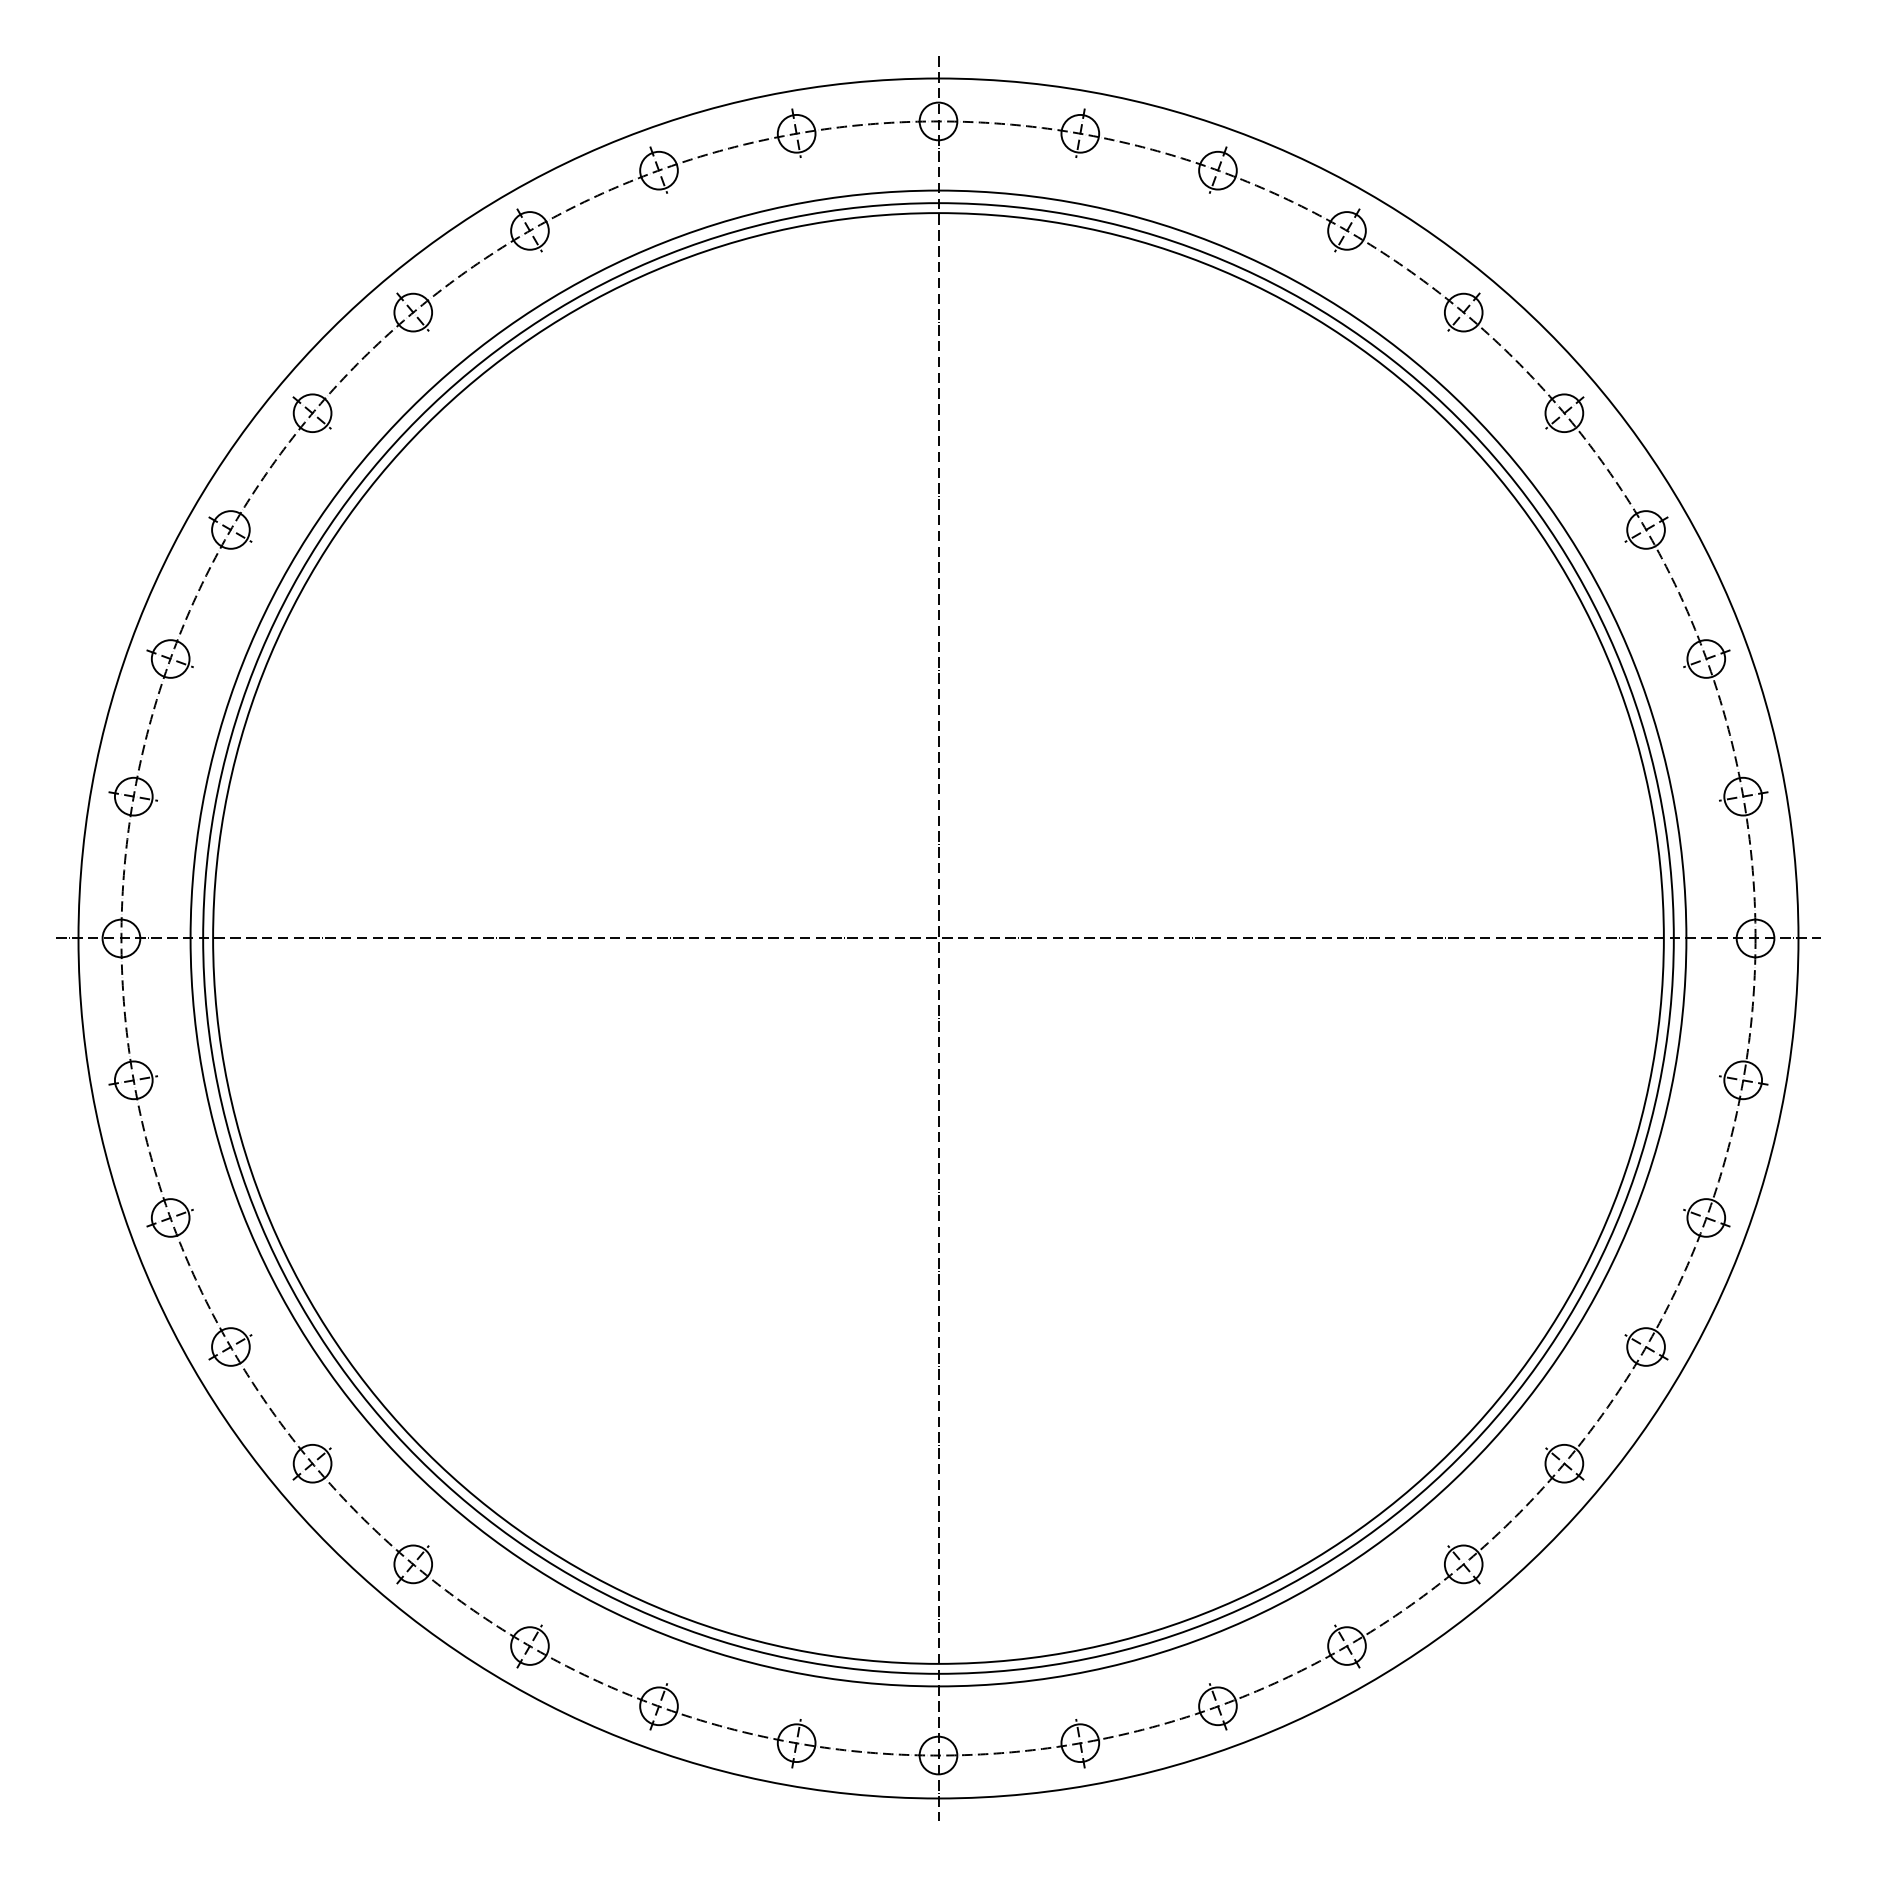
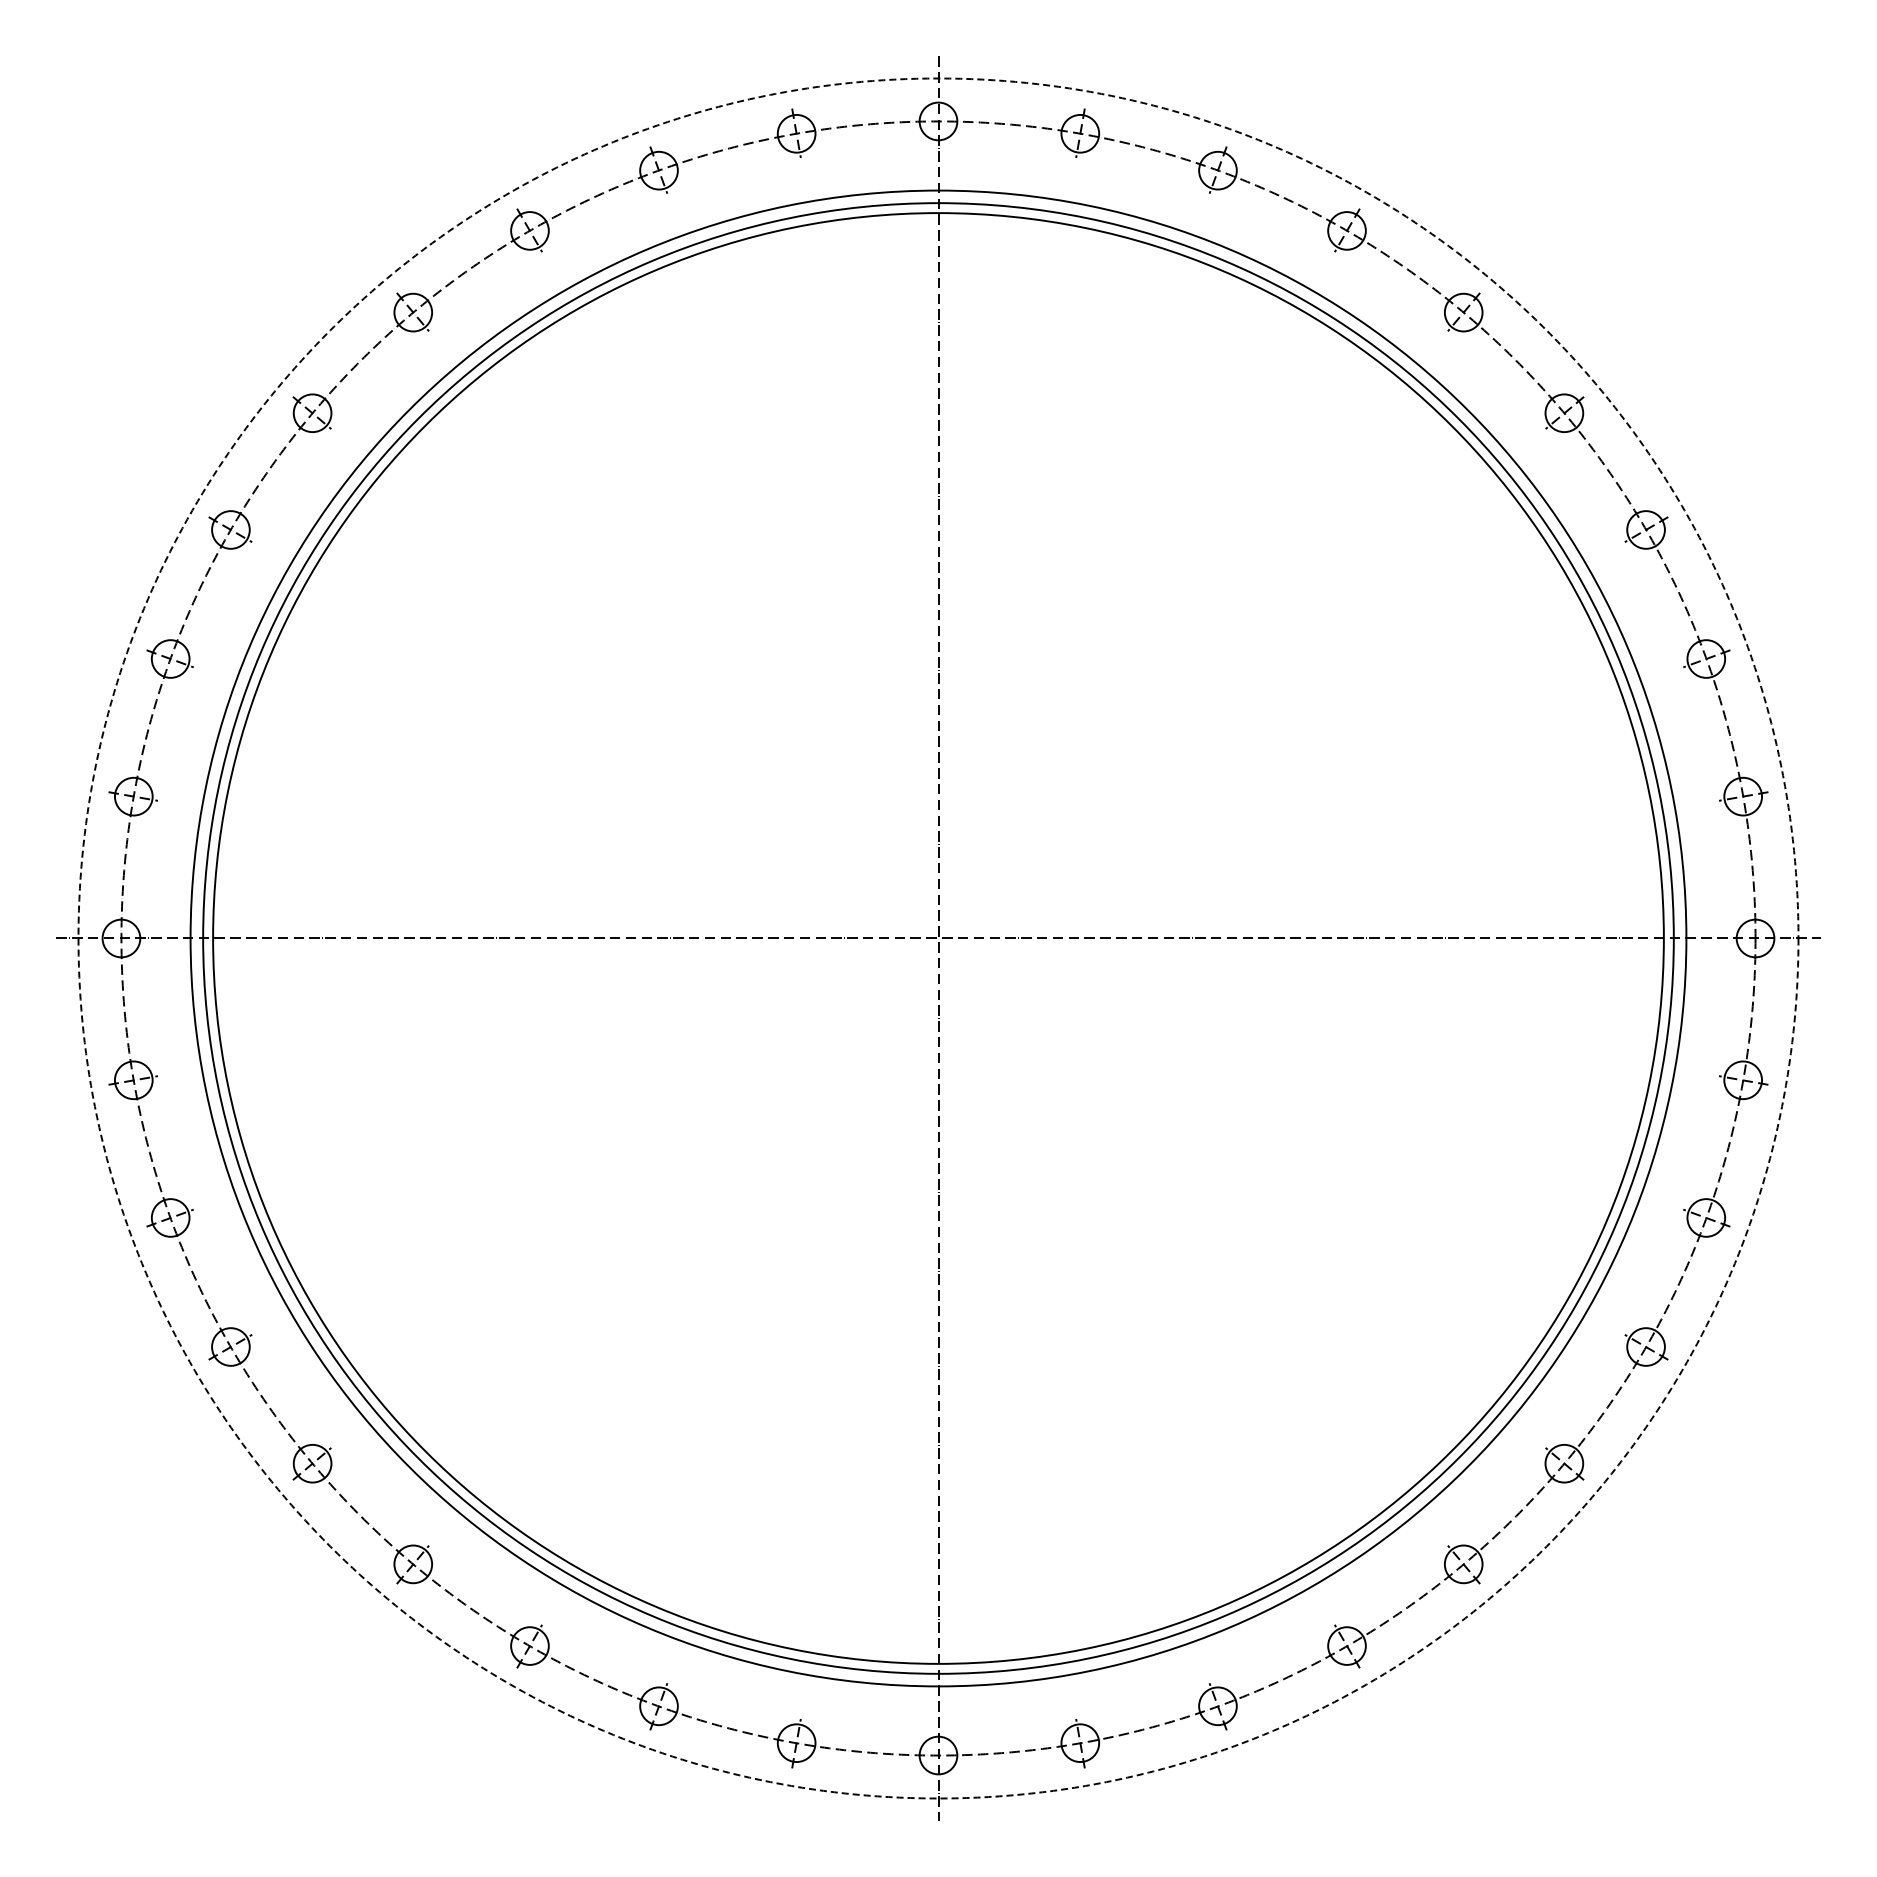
circle: solid -> dashed (938, 938)
